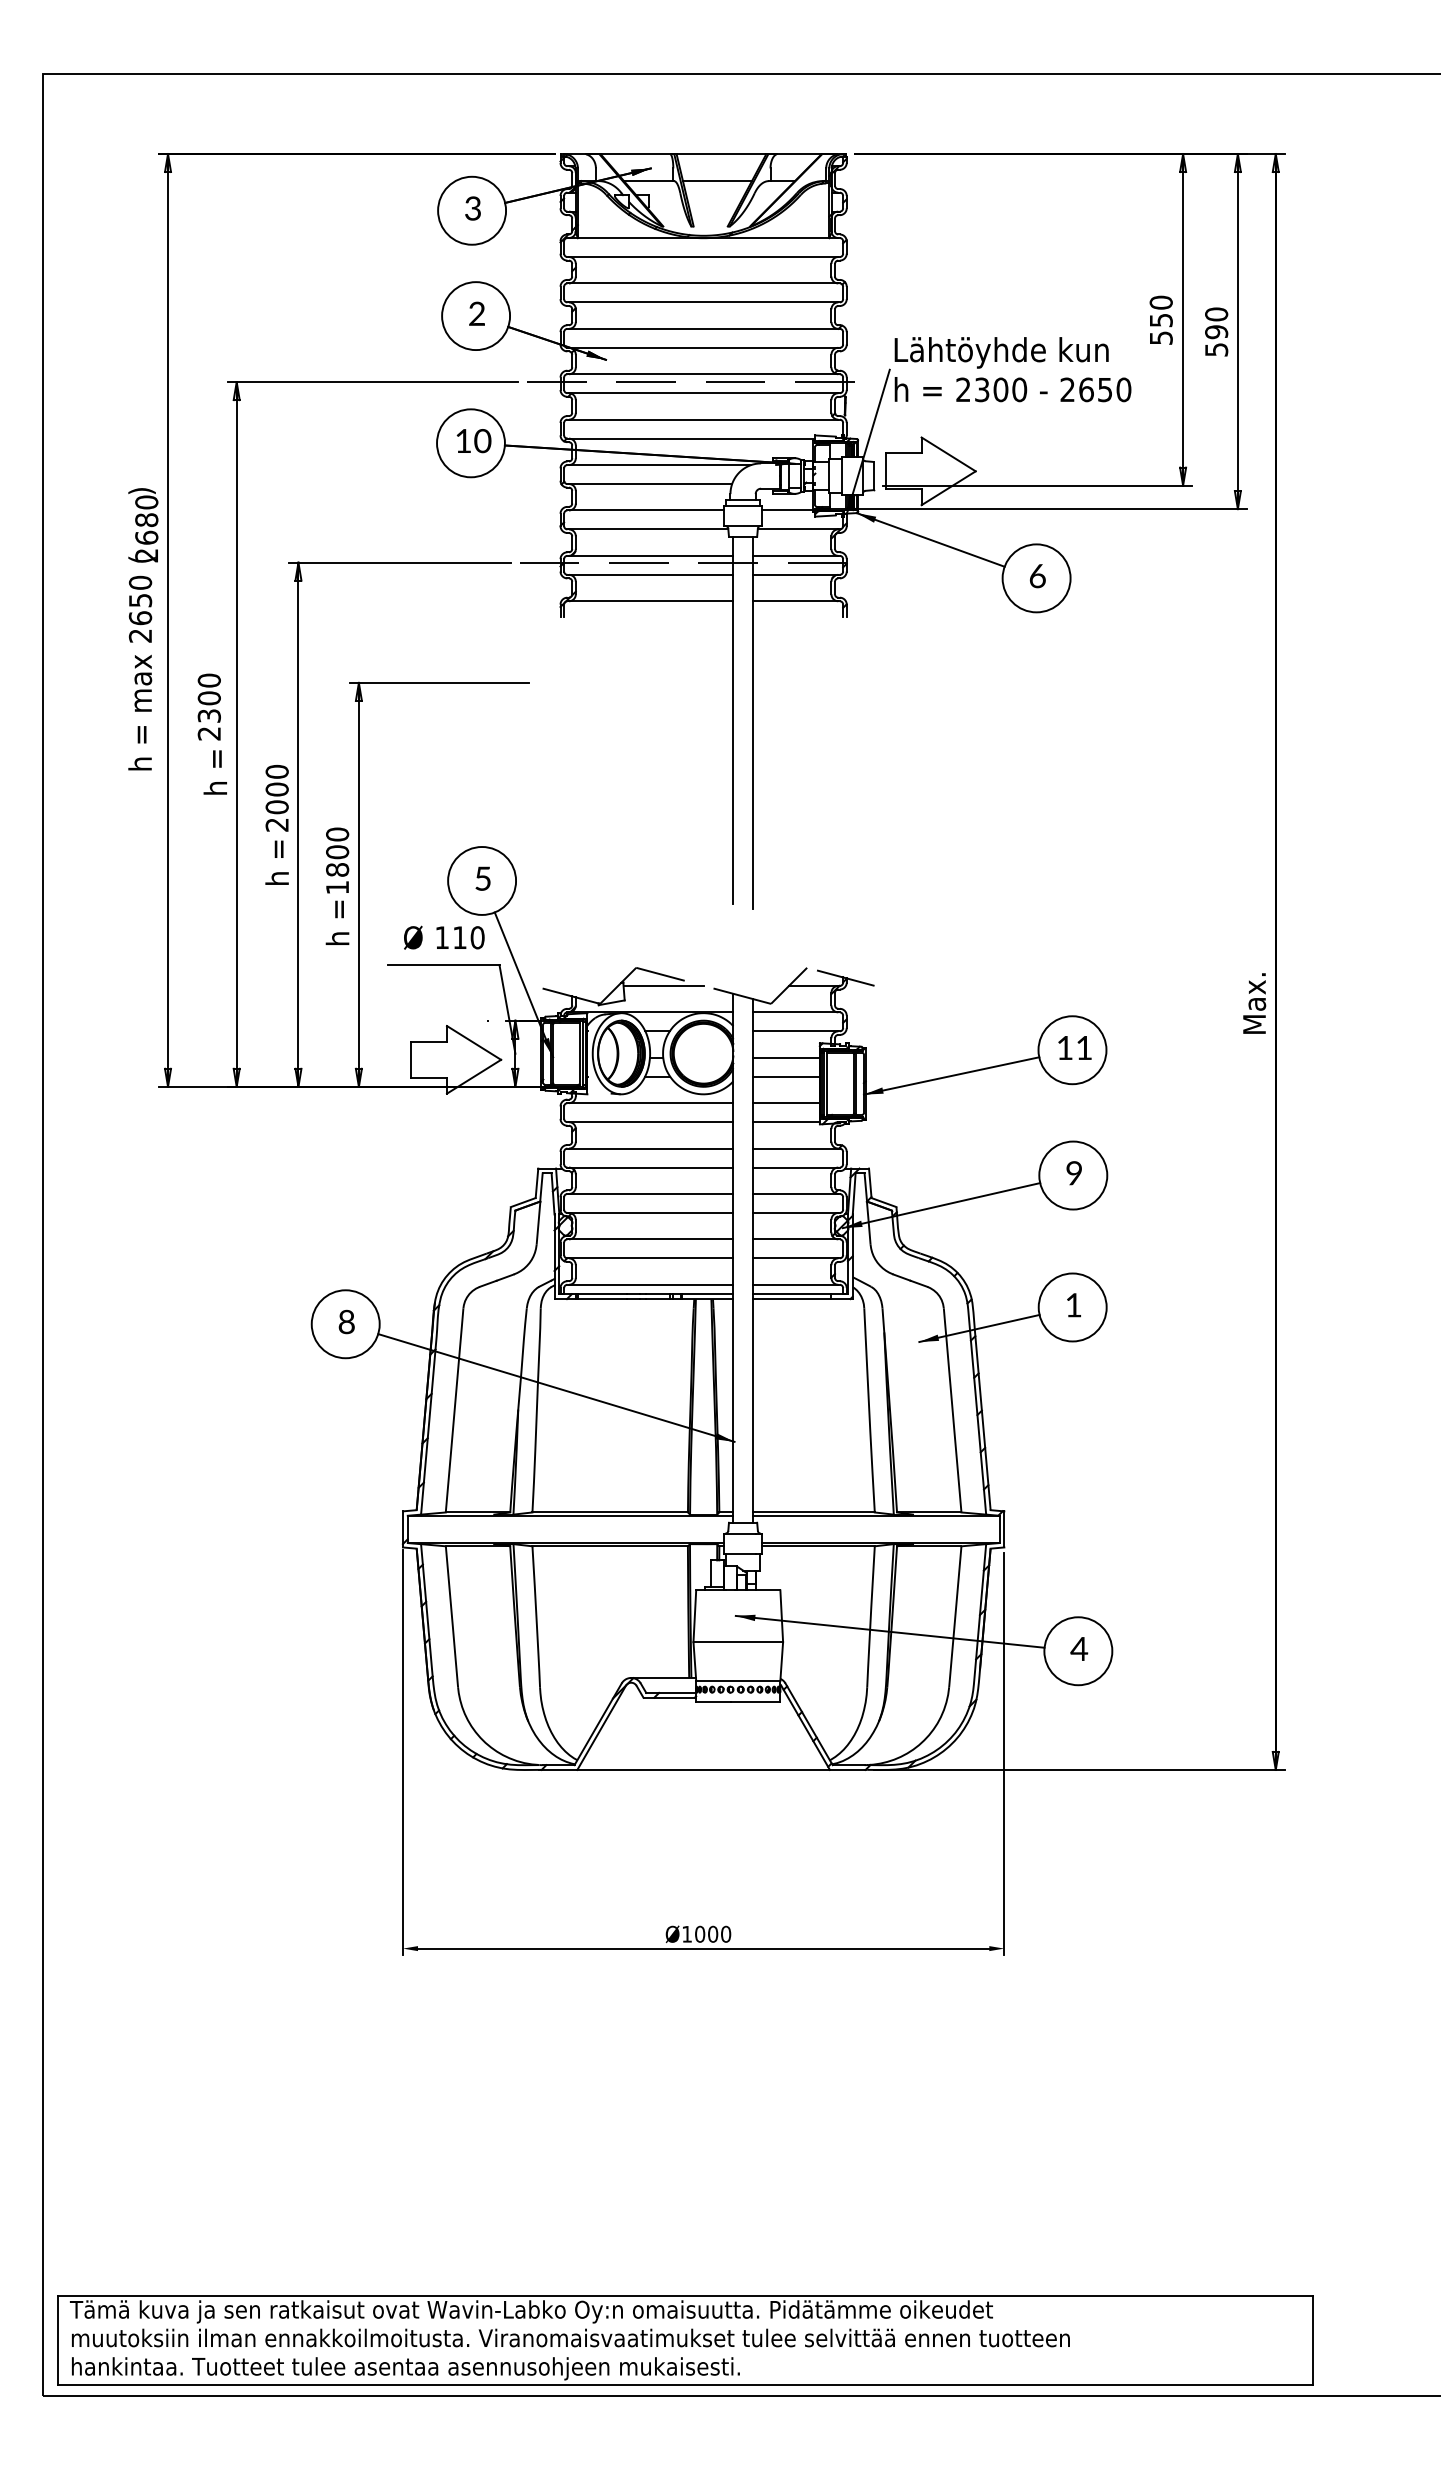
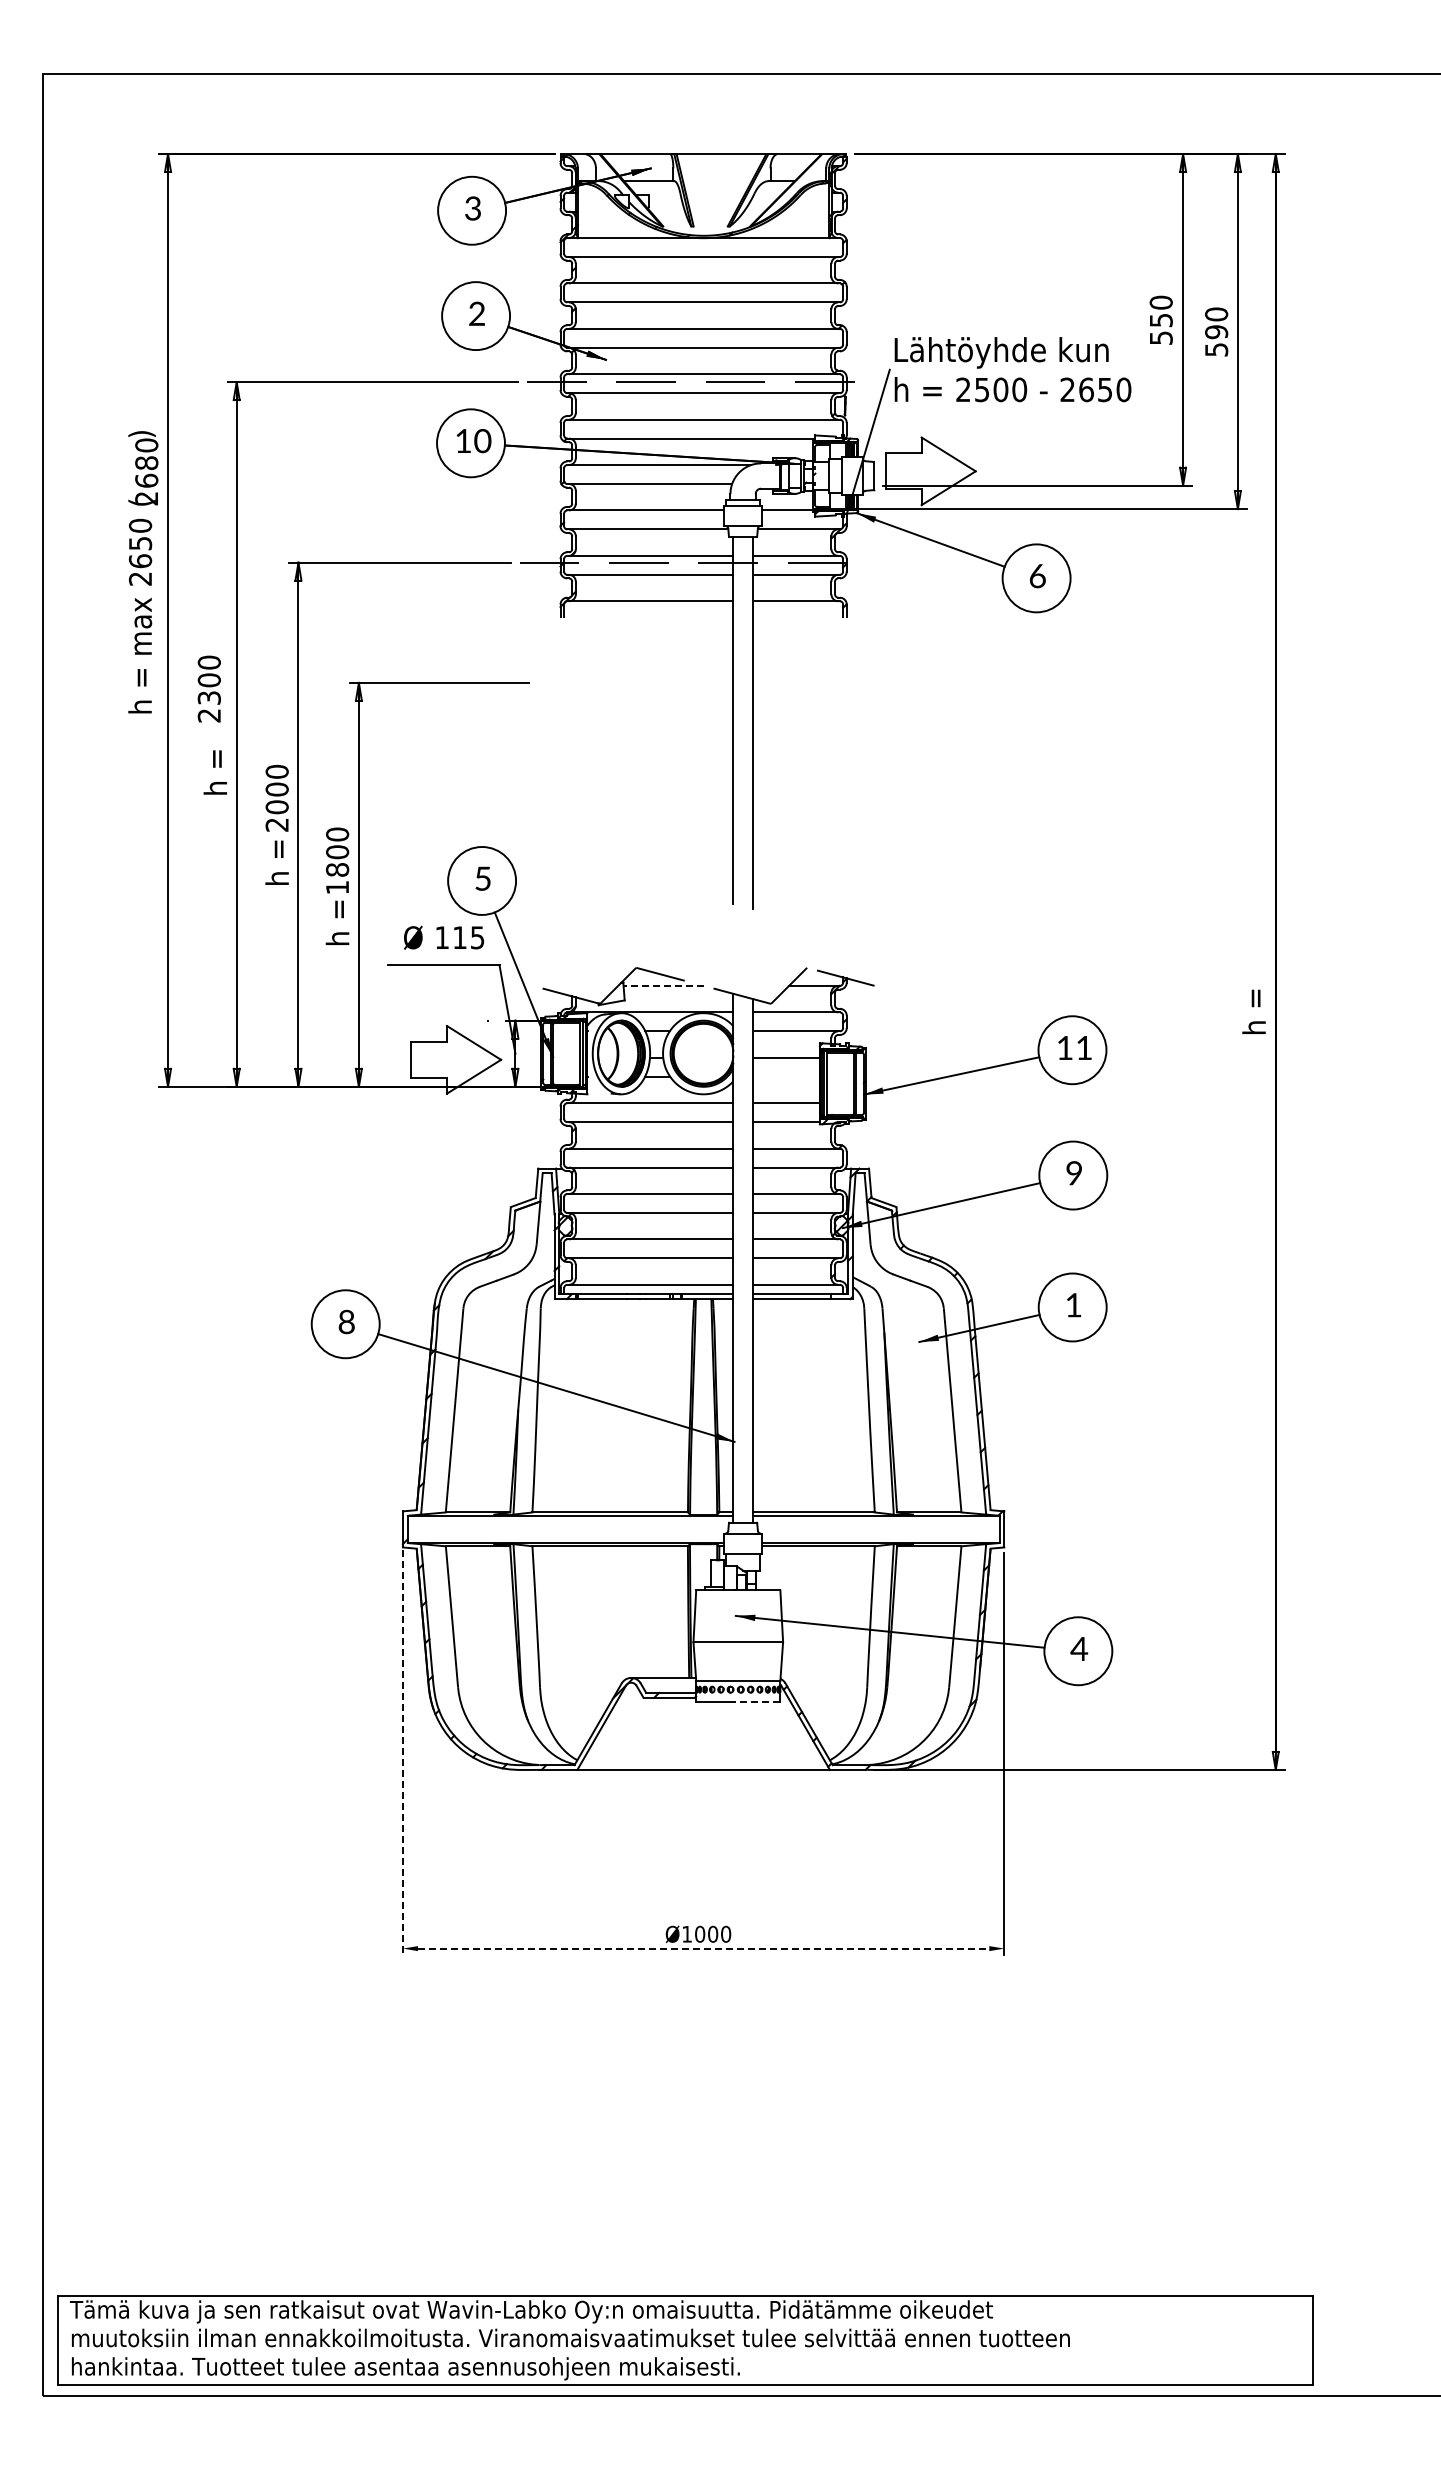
line: present -> none (716, 181)
text: 2300 -> 2500 (982, 389)
text position: (143, 629) -> (143, 572) (143, 572)
text position: (208, 706) -> (208, 688) (208, 688)
text: 110 -> 115 (477, 937)
line: solid -> dashed (663, 985)
text: Max. -> h = (1254, 1003)
line: present -> none (785, 1076)
line: solid -> dashed (755, 1701)
line: solid -> dashed (402, 1752)
line: solid -> dashed (703, 1948)
